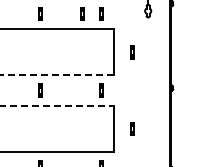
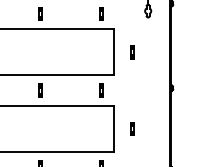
part: present -> none (82, 13)
line: dashed -> solid (57, 75)
line: dashed -> solid (57, 106)
